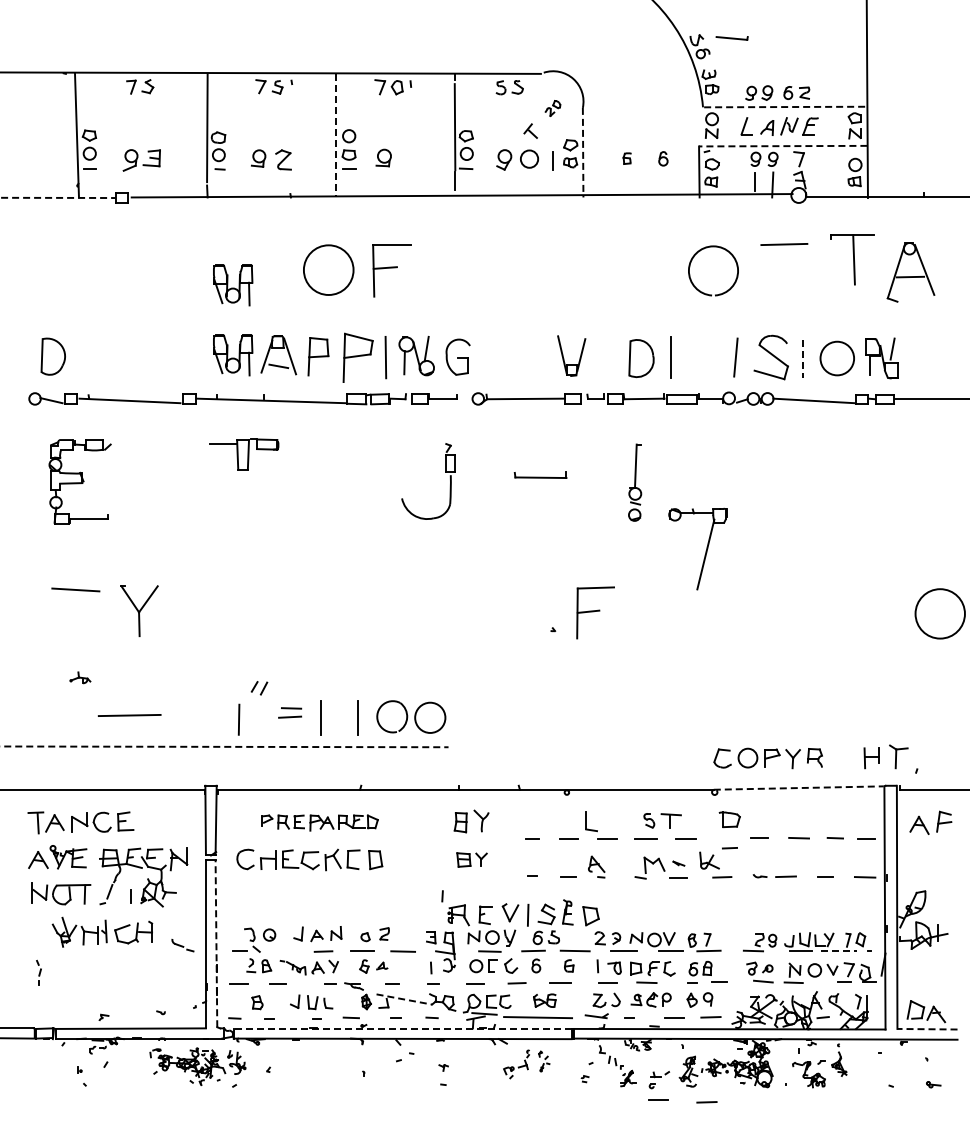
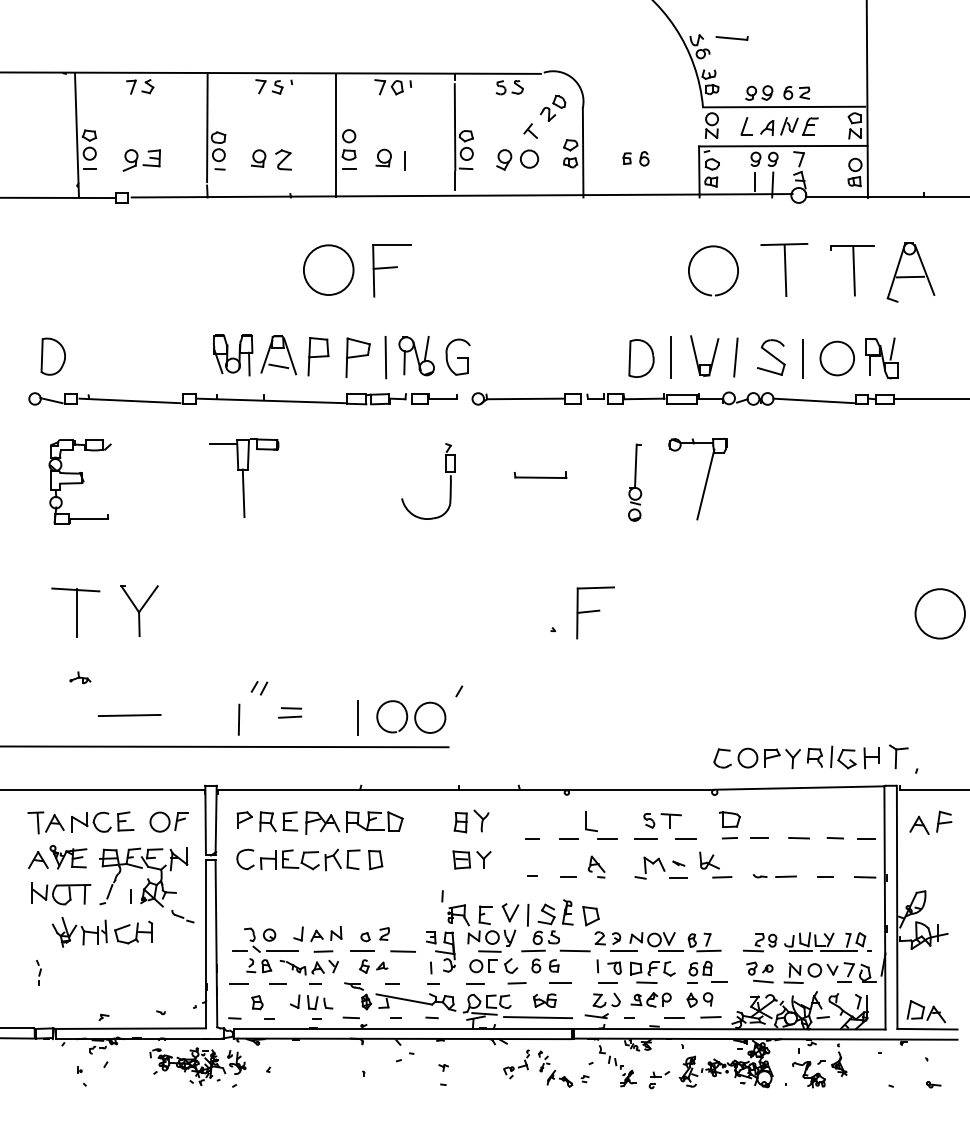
line: dashed -> solid (783, 107)
part size: 18x17 px -> 28x27 px (552, 108)
line: dashed -> solid (336, 135)
line: dashed -> solid (782, 146)
line: dashed -> solid (583, 152)
part position: (663, 158) -> (644, 158) (644, 158)
line position: (552, 160) -> (404, 160) (404, 160)
line: dashed -> solid (58, 197)
part position: (852, 259) -> (852, 270) (852, 270)
line: none -> present (785, 270)
part: present -> none (233, 285)
part size: 32x51 px -> 26x41 px (357, 357)
part size: 36x47 px -> 29x37 px (771, 357)
part position: (564, 358) -> (697, 358) (697, 358)
line: dashed -> solid (802, 359)
line: none -> present (243, 493)
part position: (705, 550) -> (705, 480) (705, 480)
line: none -> present (77, 612)
line: none -> present (459, 691)
line: present -> none (320, 717)
line: dashed -> solid (224, 746)
part: none -> present (843, 757)
line: dashed -> solid (798, 788)
part: none -> present (168, 821)
part size: 118x18 px -> 168x24 px (319, 822)
line position: (729, 848) -> (729, 838) (729, 838)
part size: 32x16 px -> 40x20 px (471, 859)
line: dashed -> solid (216, 943)
part position: (182, 945) -> (182, 916) (182, 916)
line: none -> present (282, 951)
line: dashed -> solid (839, 951)
part position: (569, 965) -> (554, 965) (554, 965)
line position: (330, 983) -> (315, 983) (315, 983)
line: dashed -> solid (404, 999)
line: dashed -> solid (402, 1028)
line: dashed -> solid (926, 1029)
part: none -> present (559, 1078)
line: present -> none (658, 1099)
line: present -> none (706, 1102)
